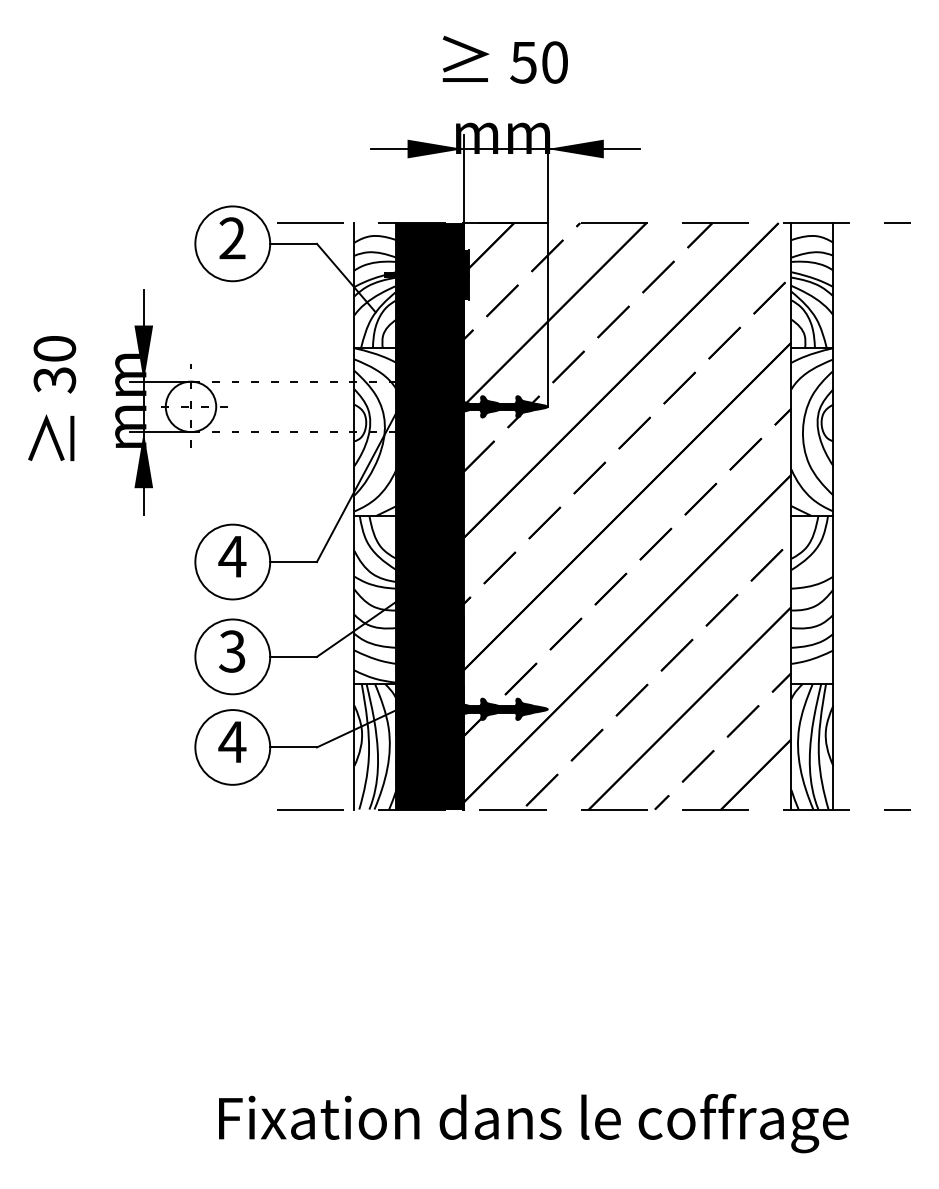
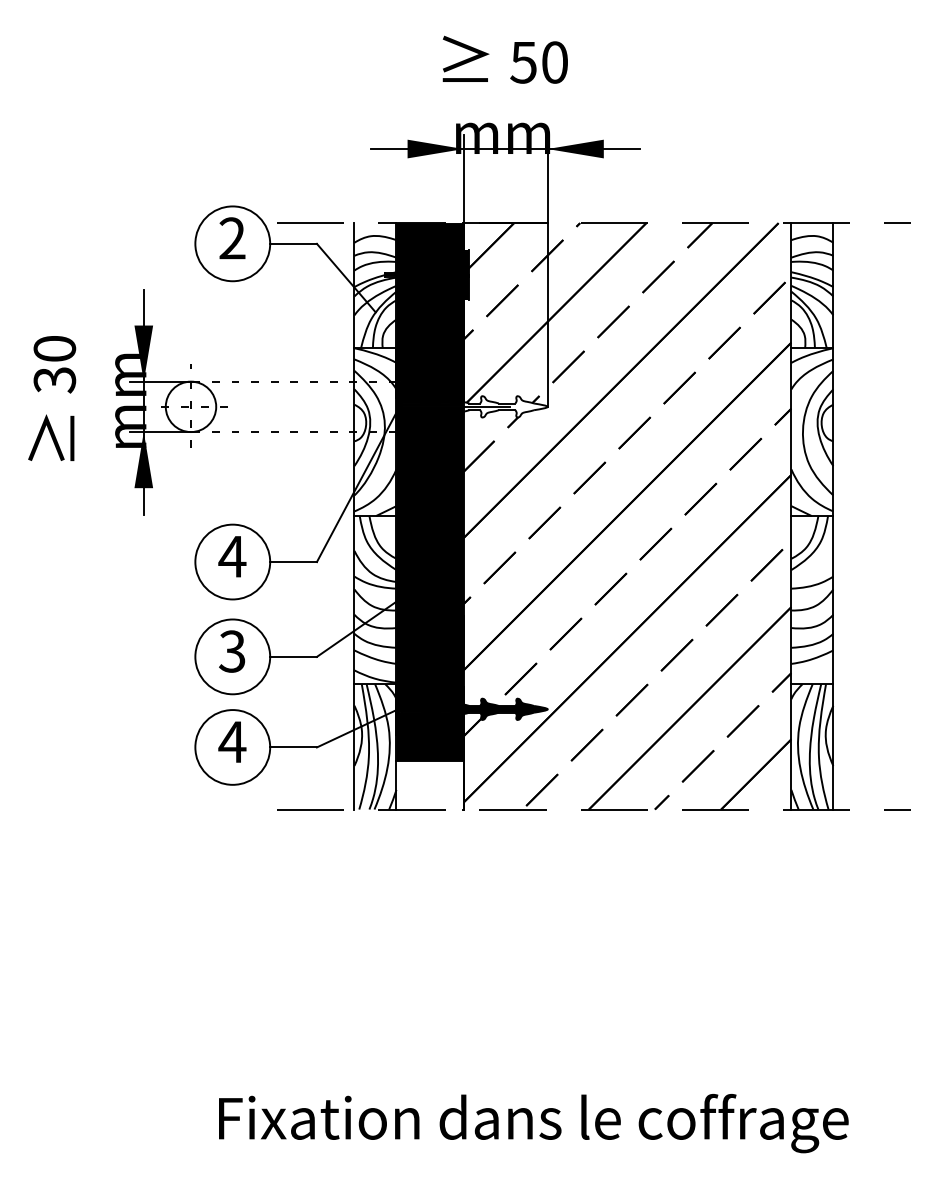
fill: present -> none (505, 406)
fill: present -> none (429, 784)
